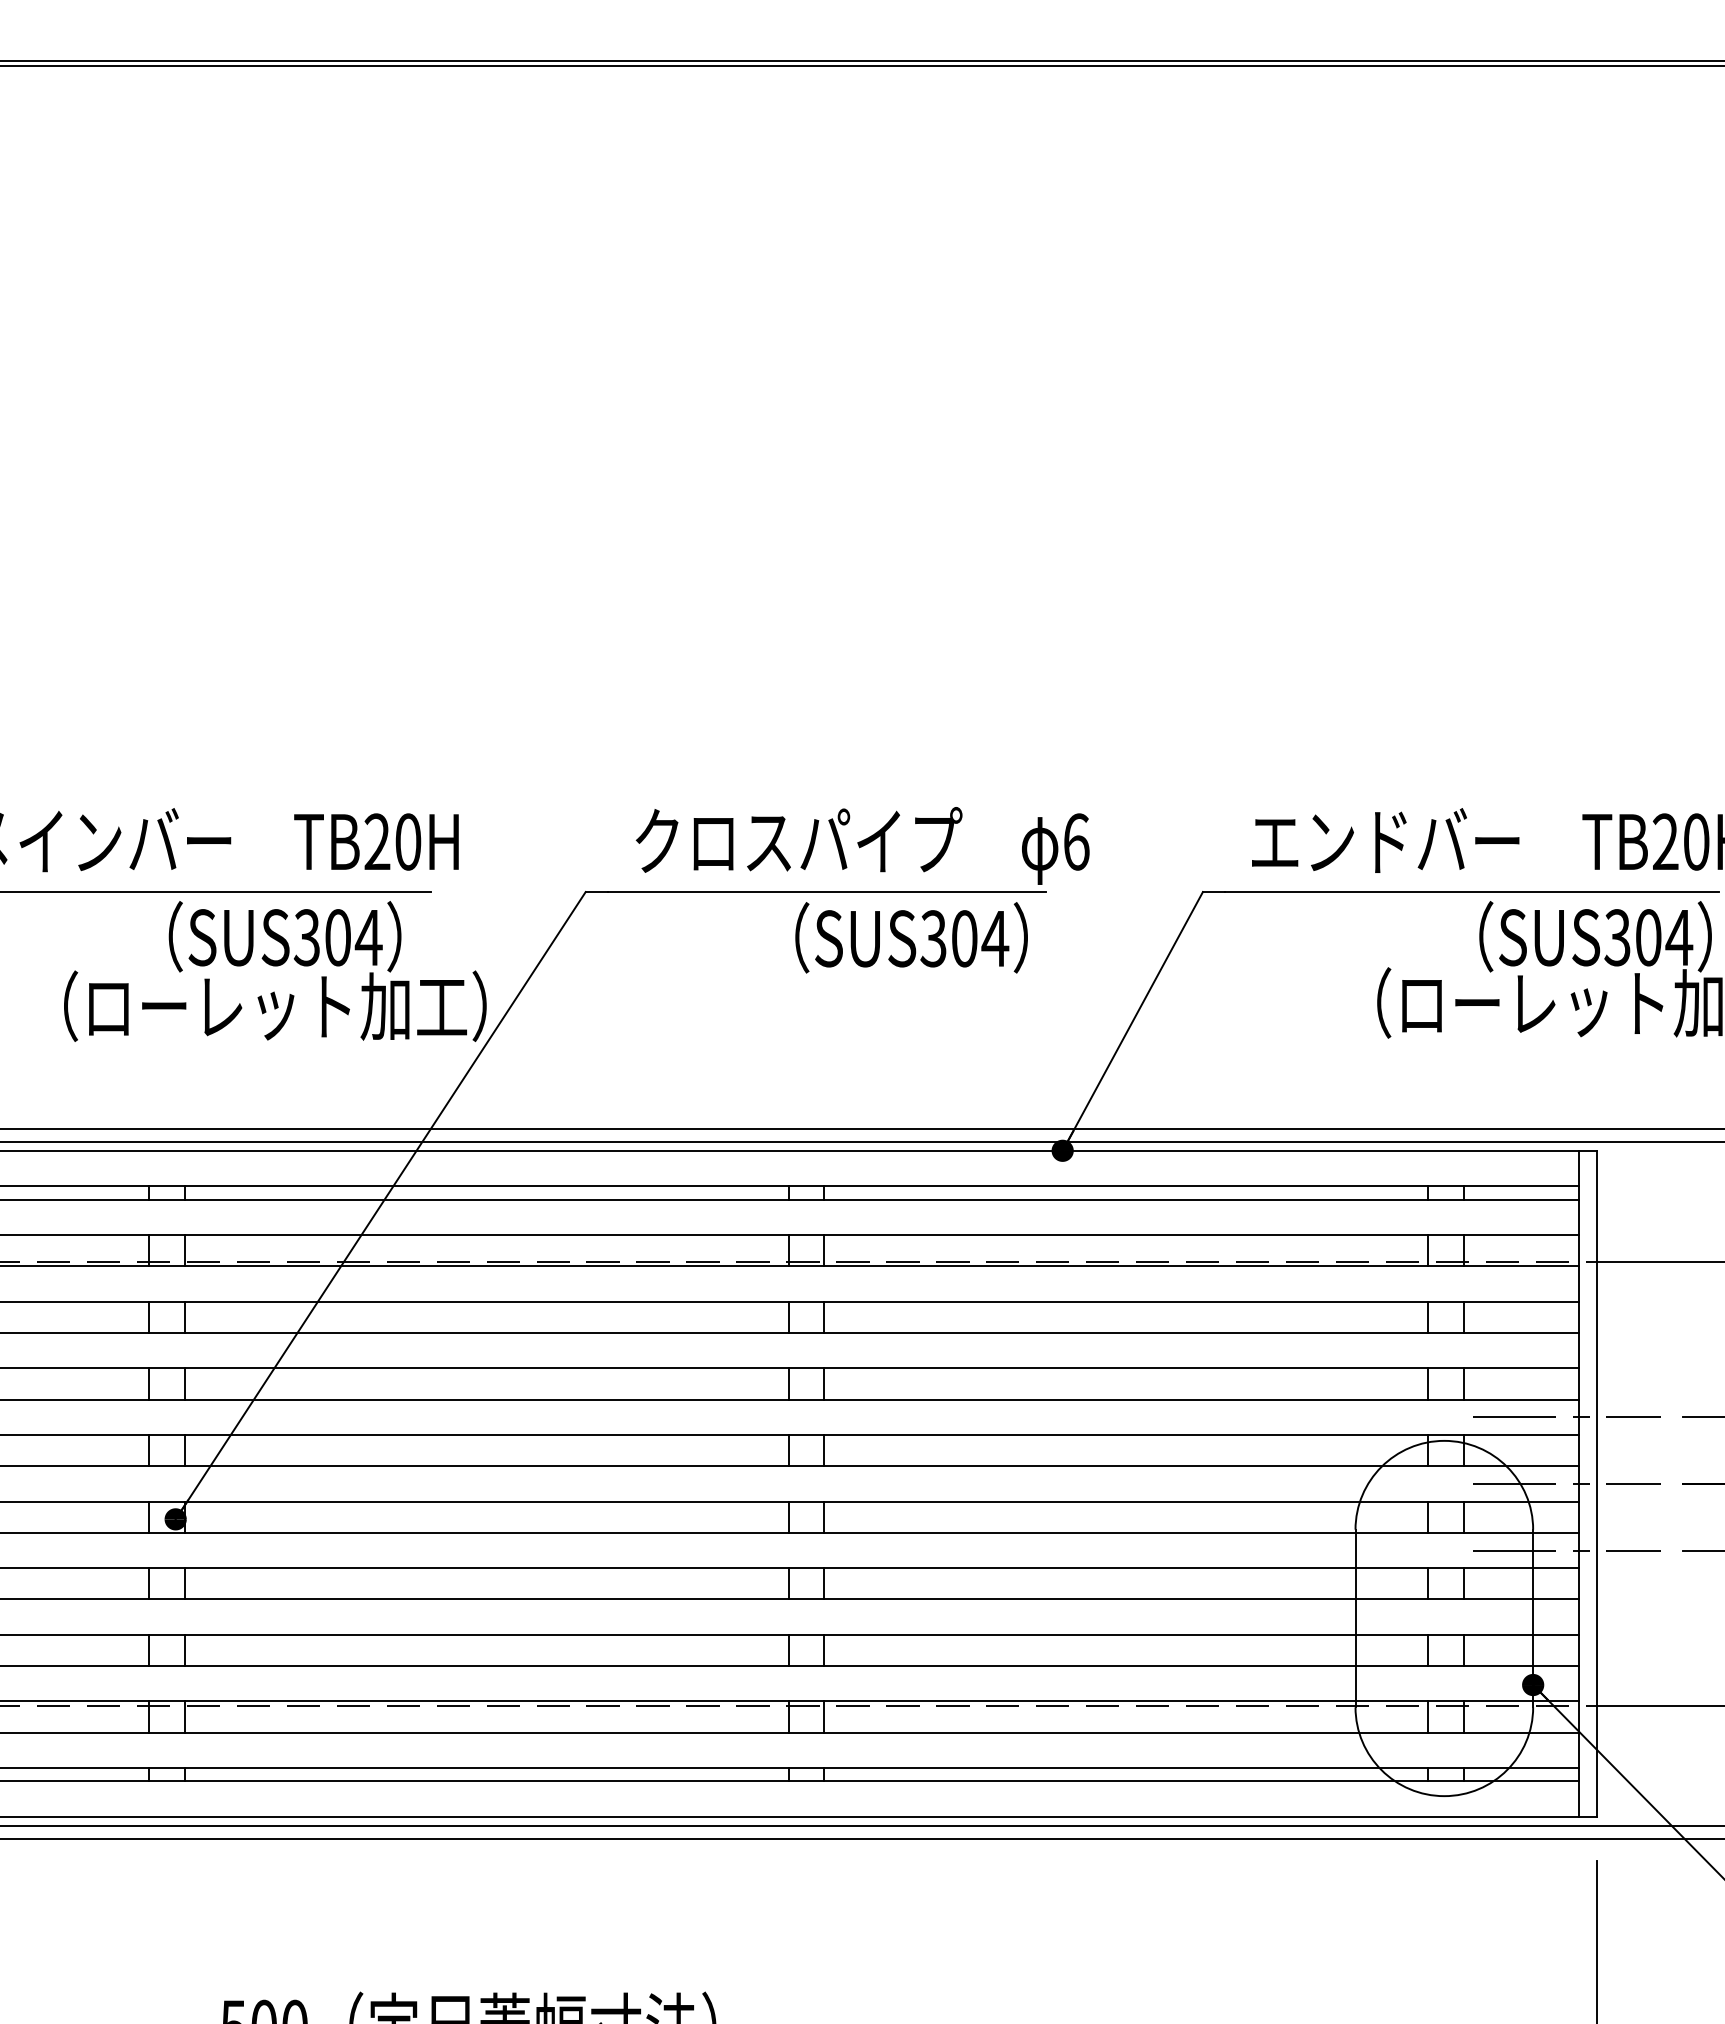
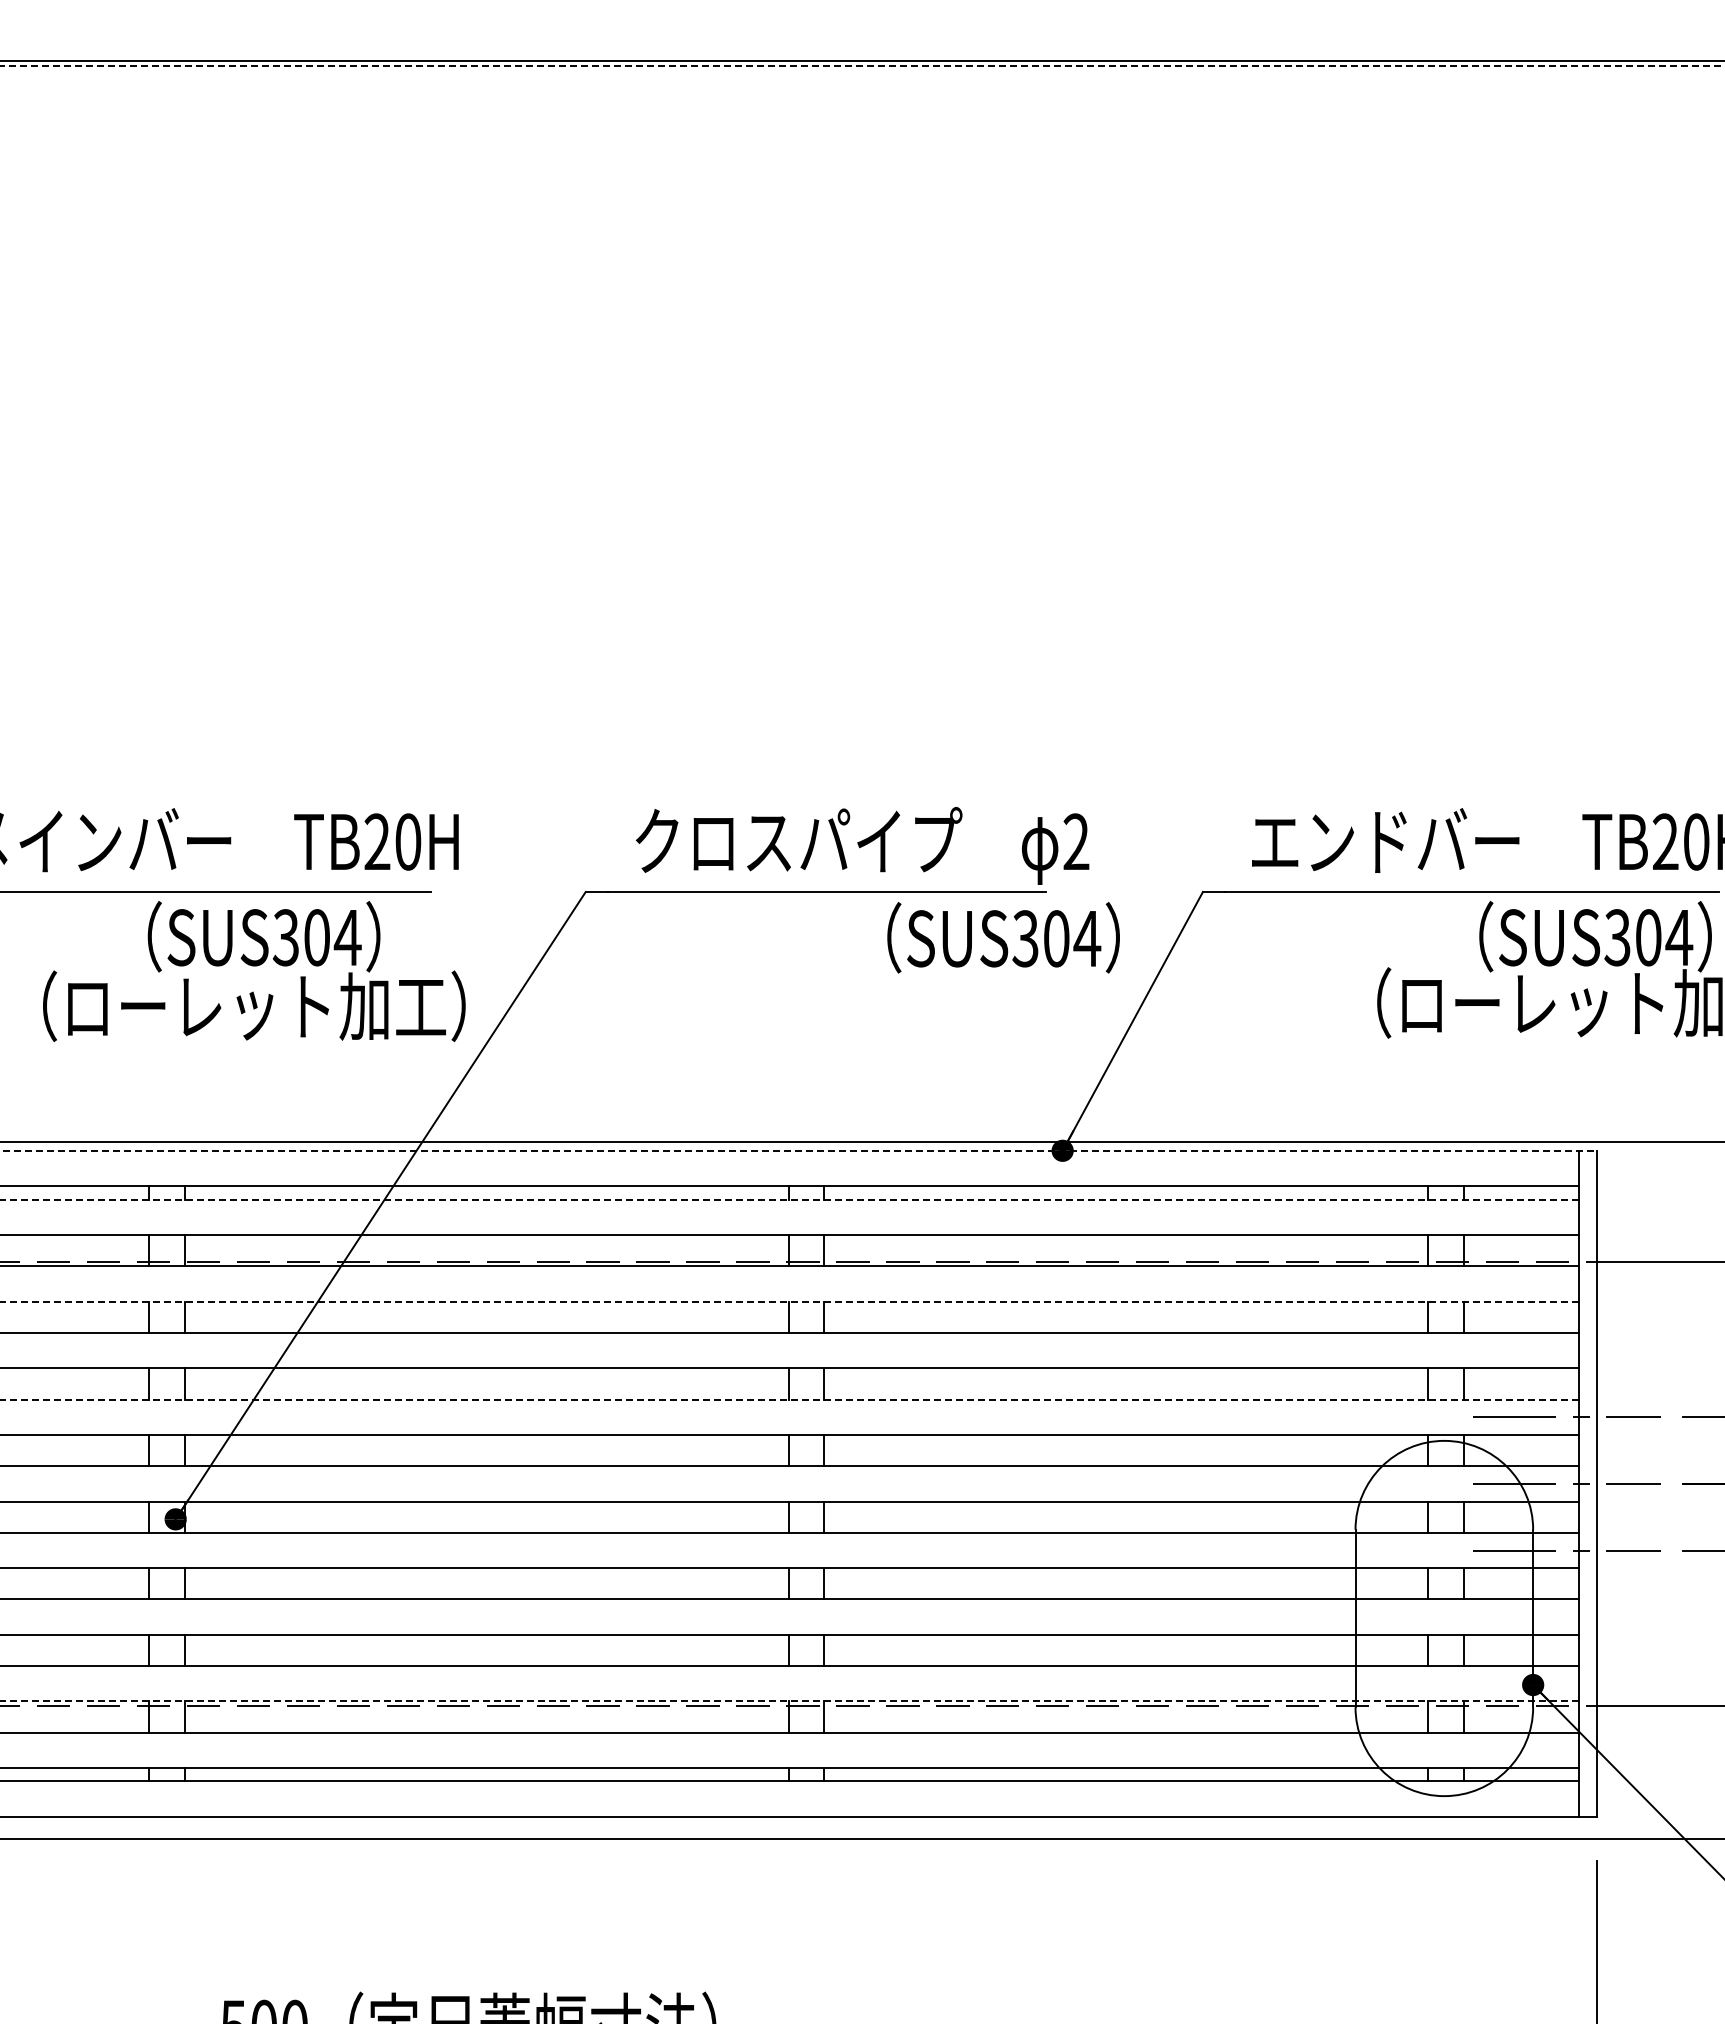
line: solid -> dashed (862, 66)
text: 6 -> 2 (1076, 841)
text position: (911, 937) -> (1003, 937) (1003, 937)
text position: (275, 971) -> (254, 971) (254, 971)
line: present -> none (861, 1128)
line: solid -> dashed (798, 1150)
line: solid -> dashed (790, 1199)
line: solid -> dashed (790, 1301)
line: solid -> dashed (790, 1399)
line: solid -> dashed (790, 1701)
line: present -> none (861, 1825)
